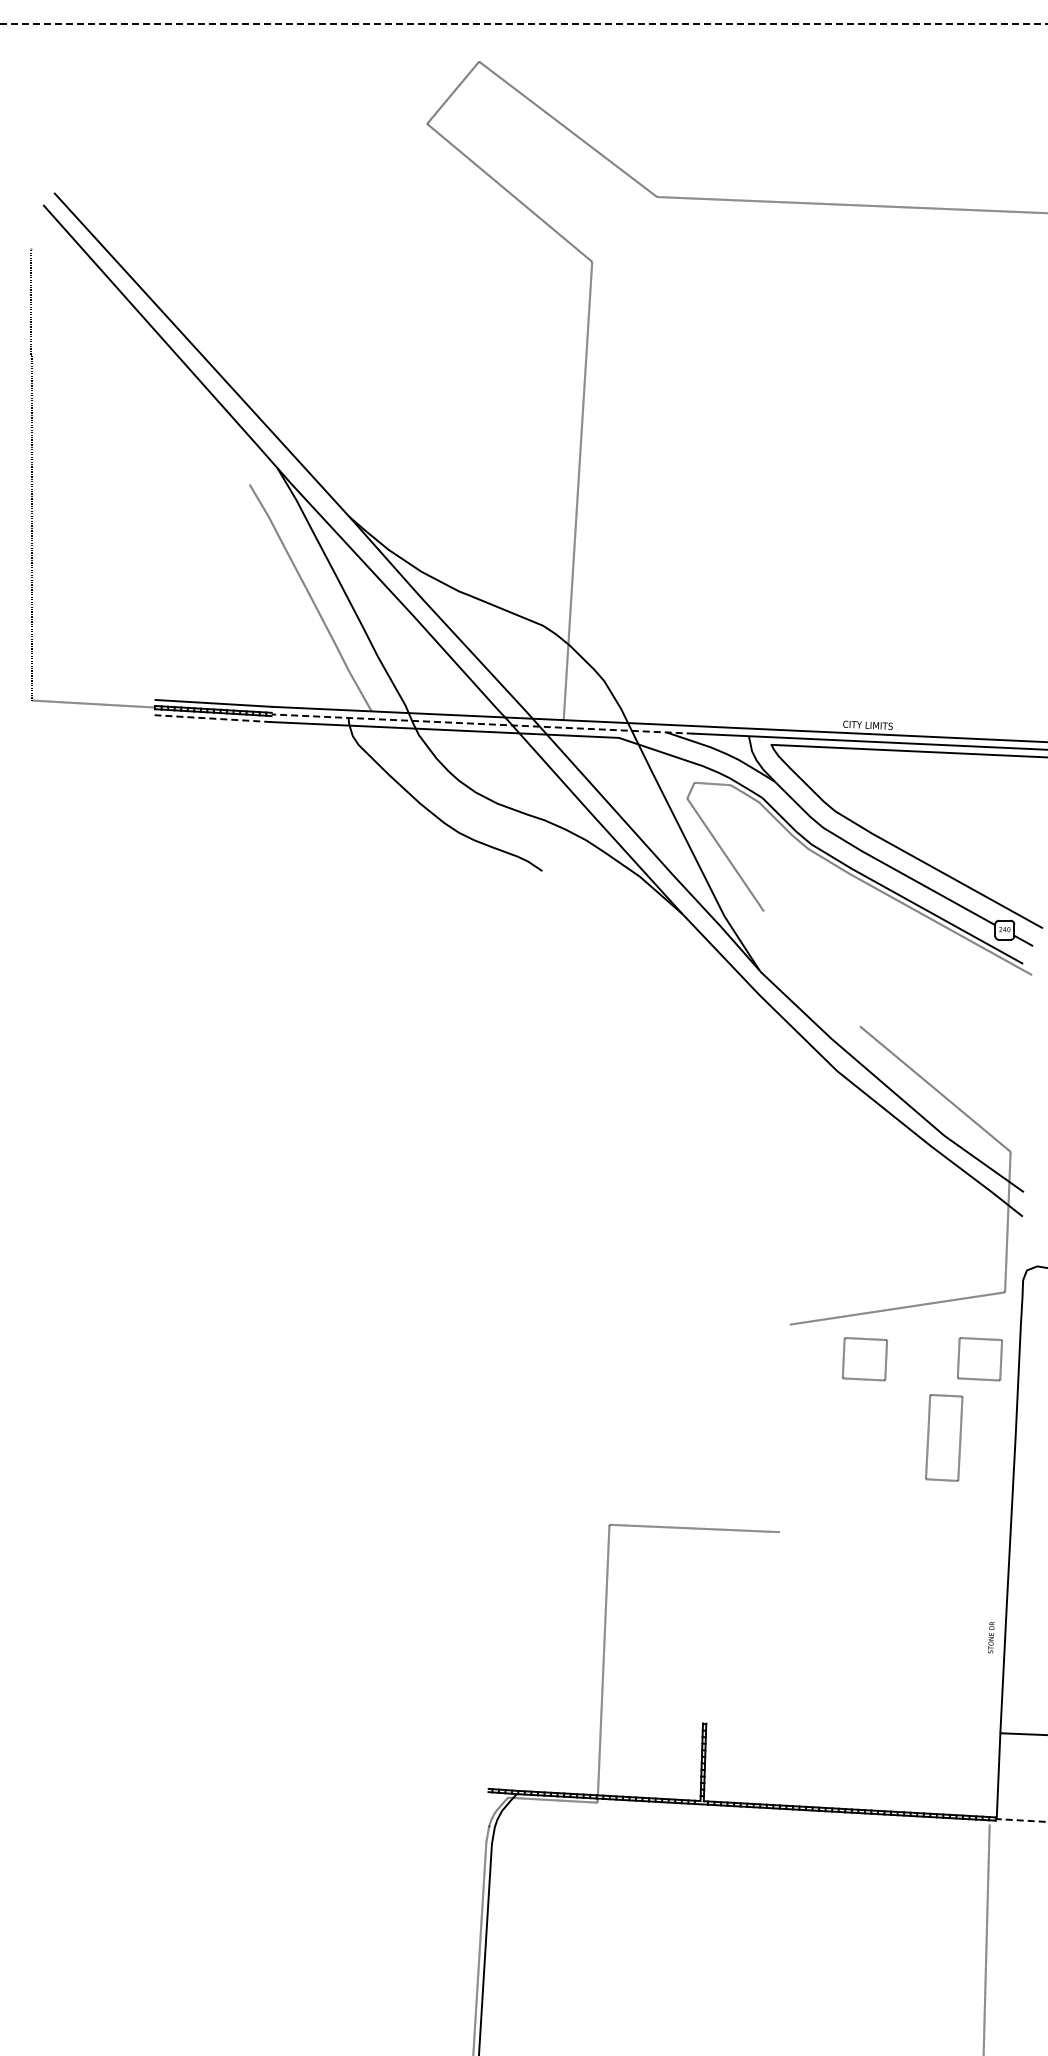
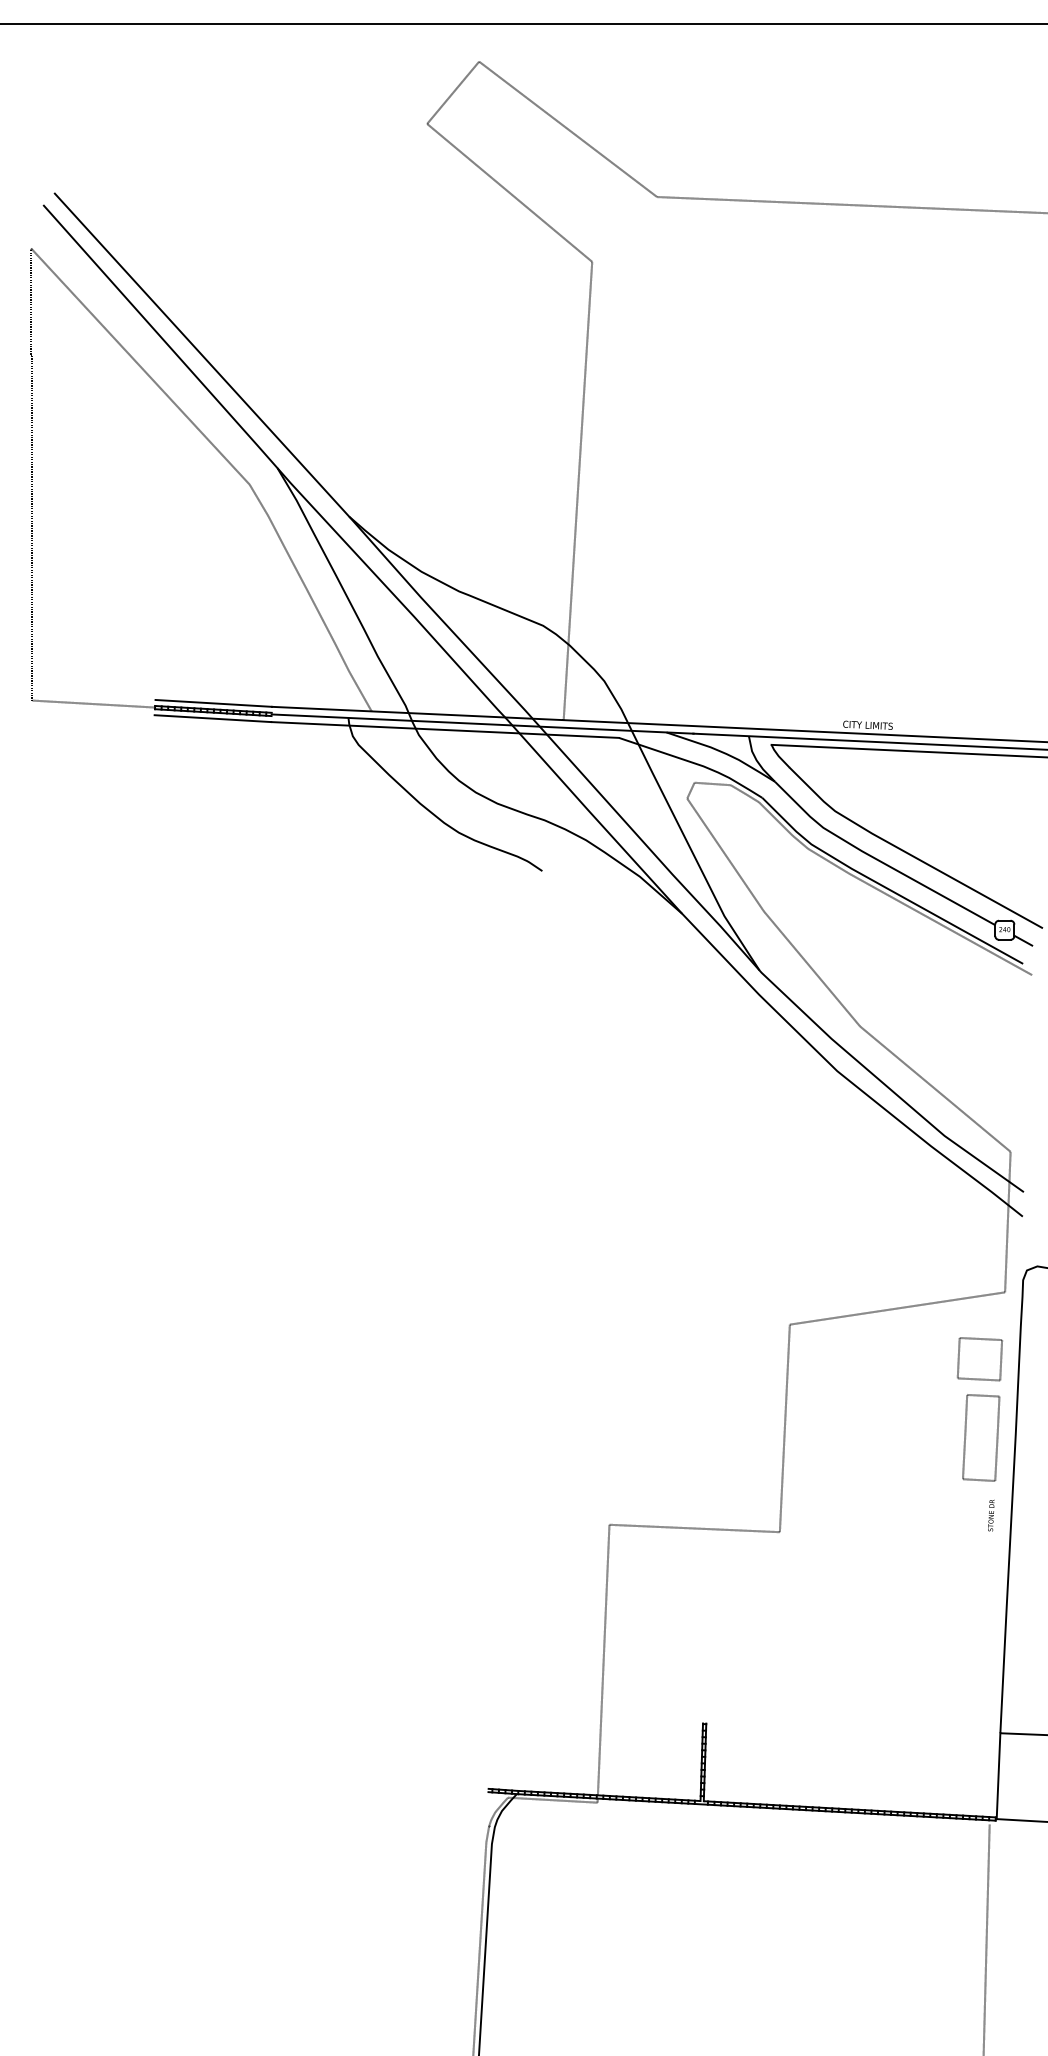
line: dashed -> solid (524, 24)
line: none -> present (140, 366)
line: dashed -> solid (212, 718)
line: dashed -> solid (482, 724)
line: none -> present (811, 968)
part: present -> none (864, 1359)
line: none -> present (784, 1428)
part position: (944, 1437) -> (981, 1437) (981, 1437)
text position: (991, 1637) -> (991, 1515) (991, 1515)
line: dashed -> solid (1021, 1820)
